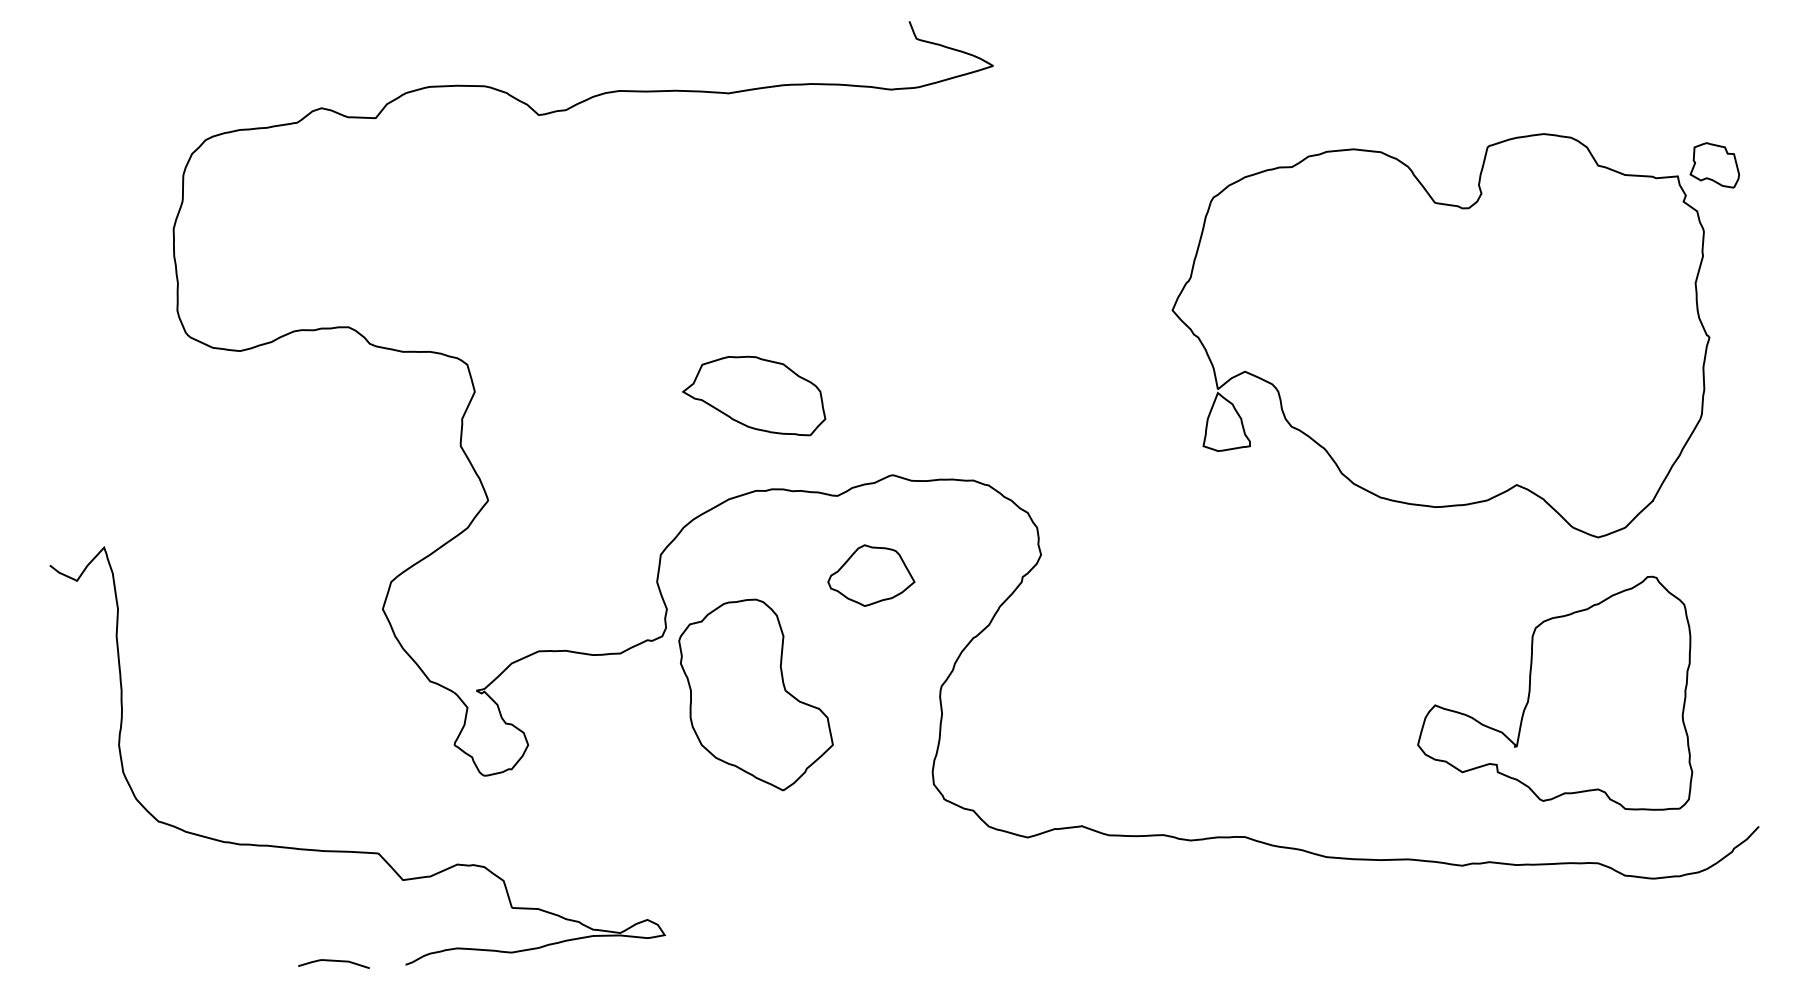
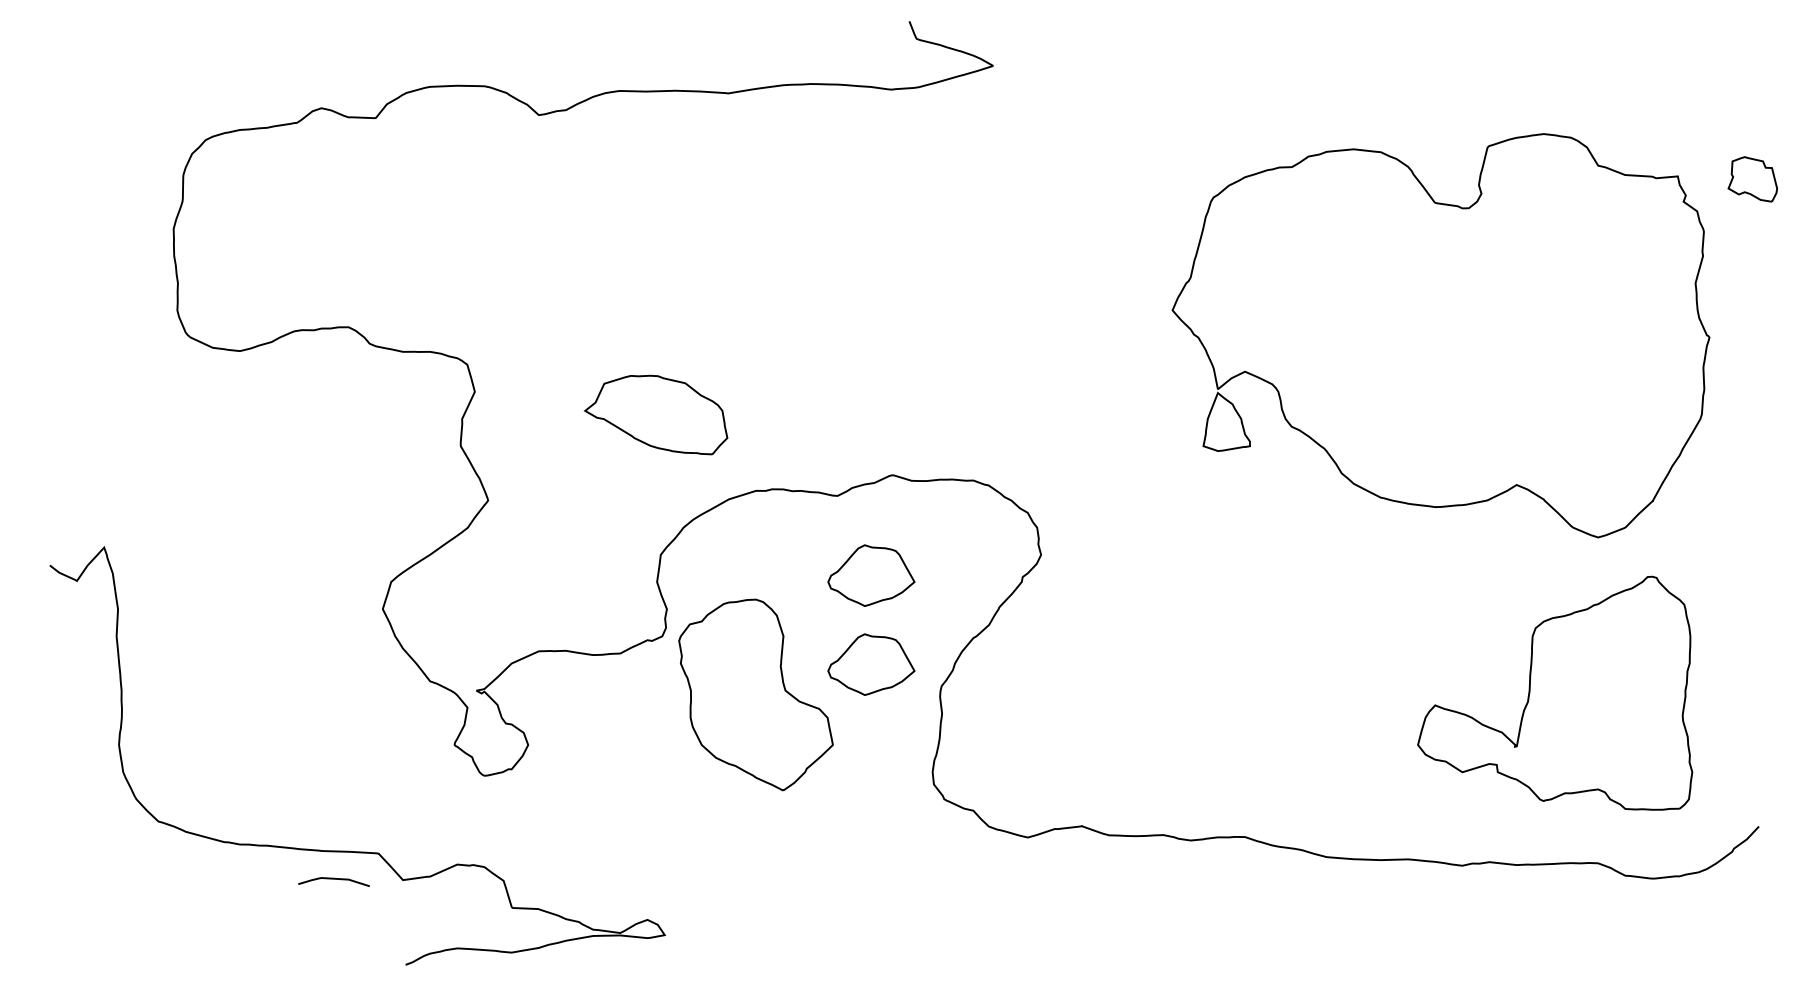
part position: (1714, 165) -> (1752, 179) (1752, 179)
part position: (754, 395) -> (656, 414) (656, 414)
part: none -> present (871, 664)
curve position: (333, 961) -> (333, 879) (333, 879)
